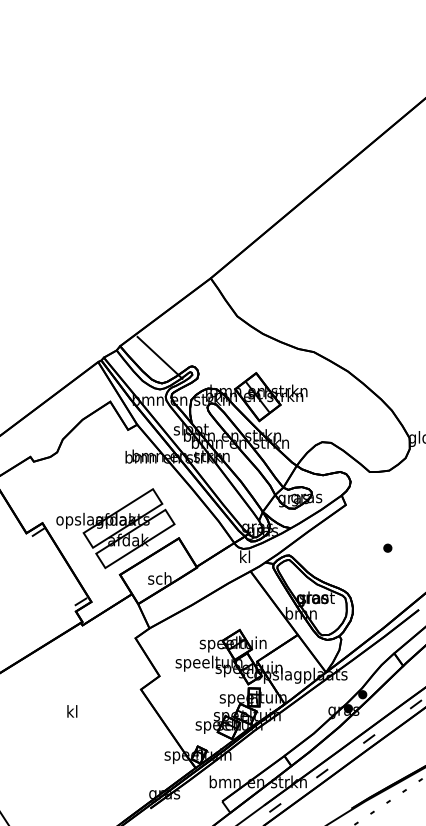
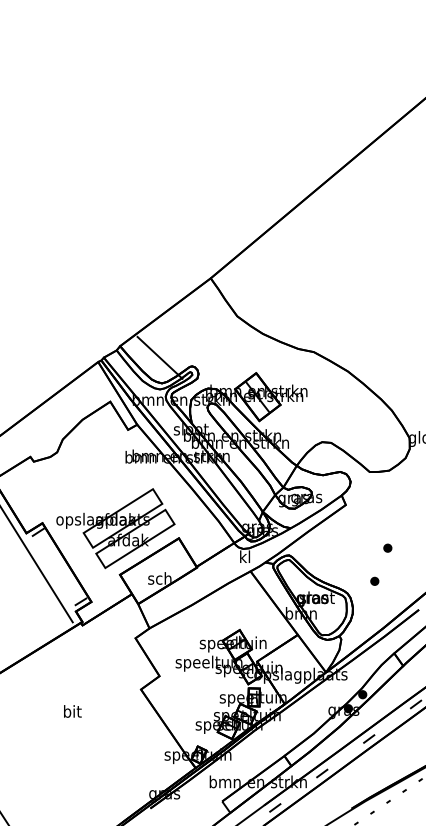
line: none -> present (37, 565)
part: none -> present (374, 580)
text: kl -> bit (72, 711)
